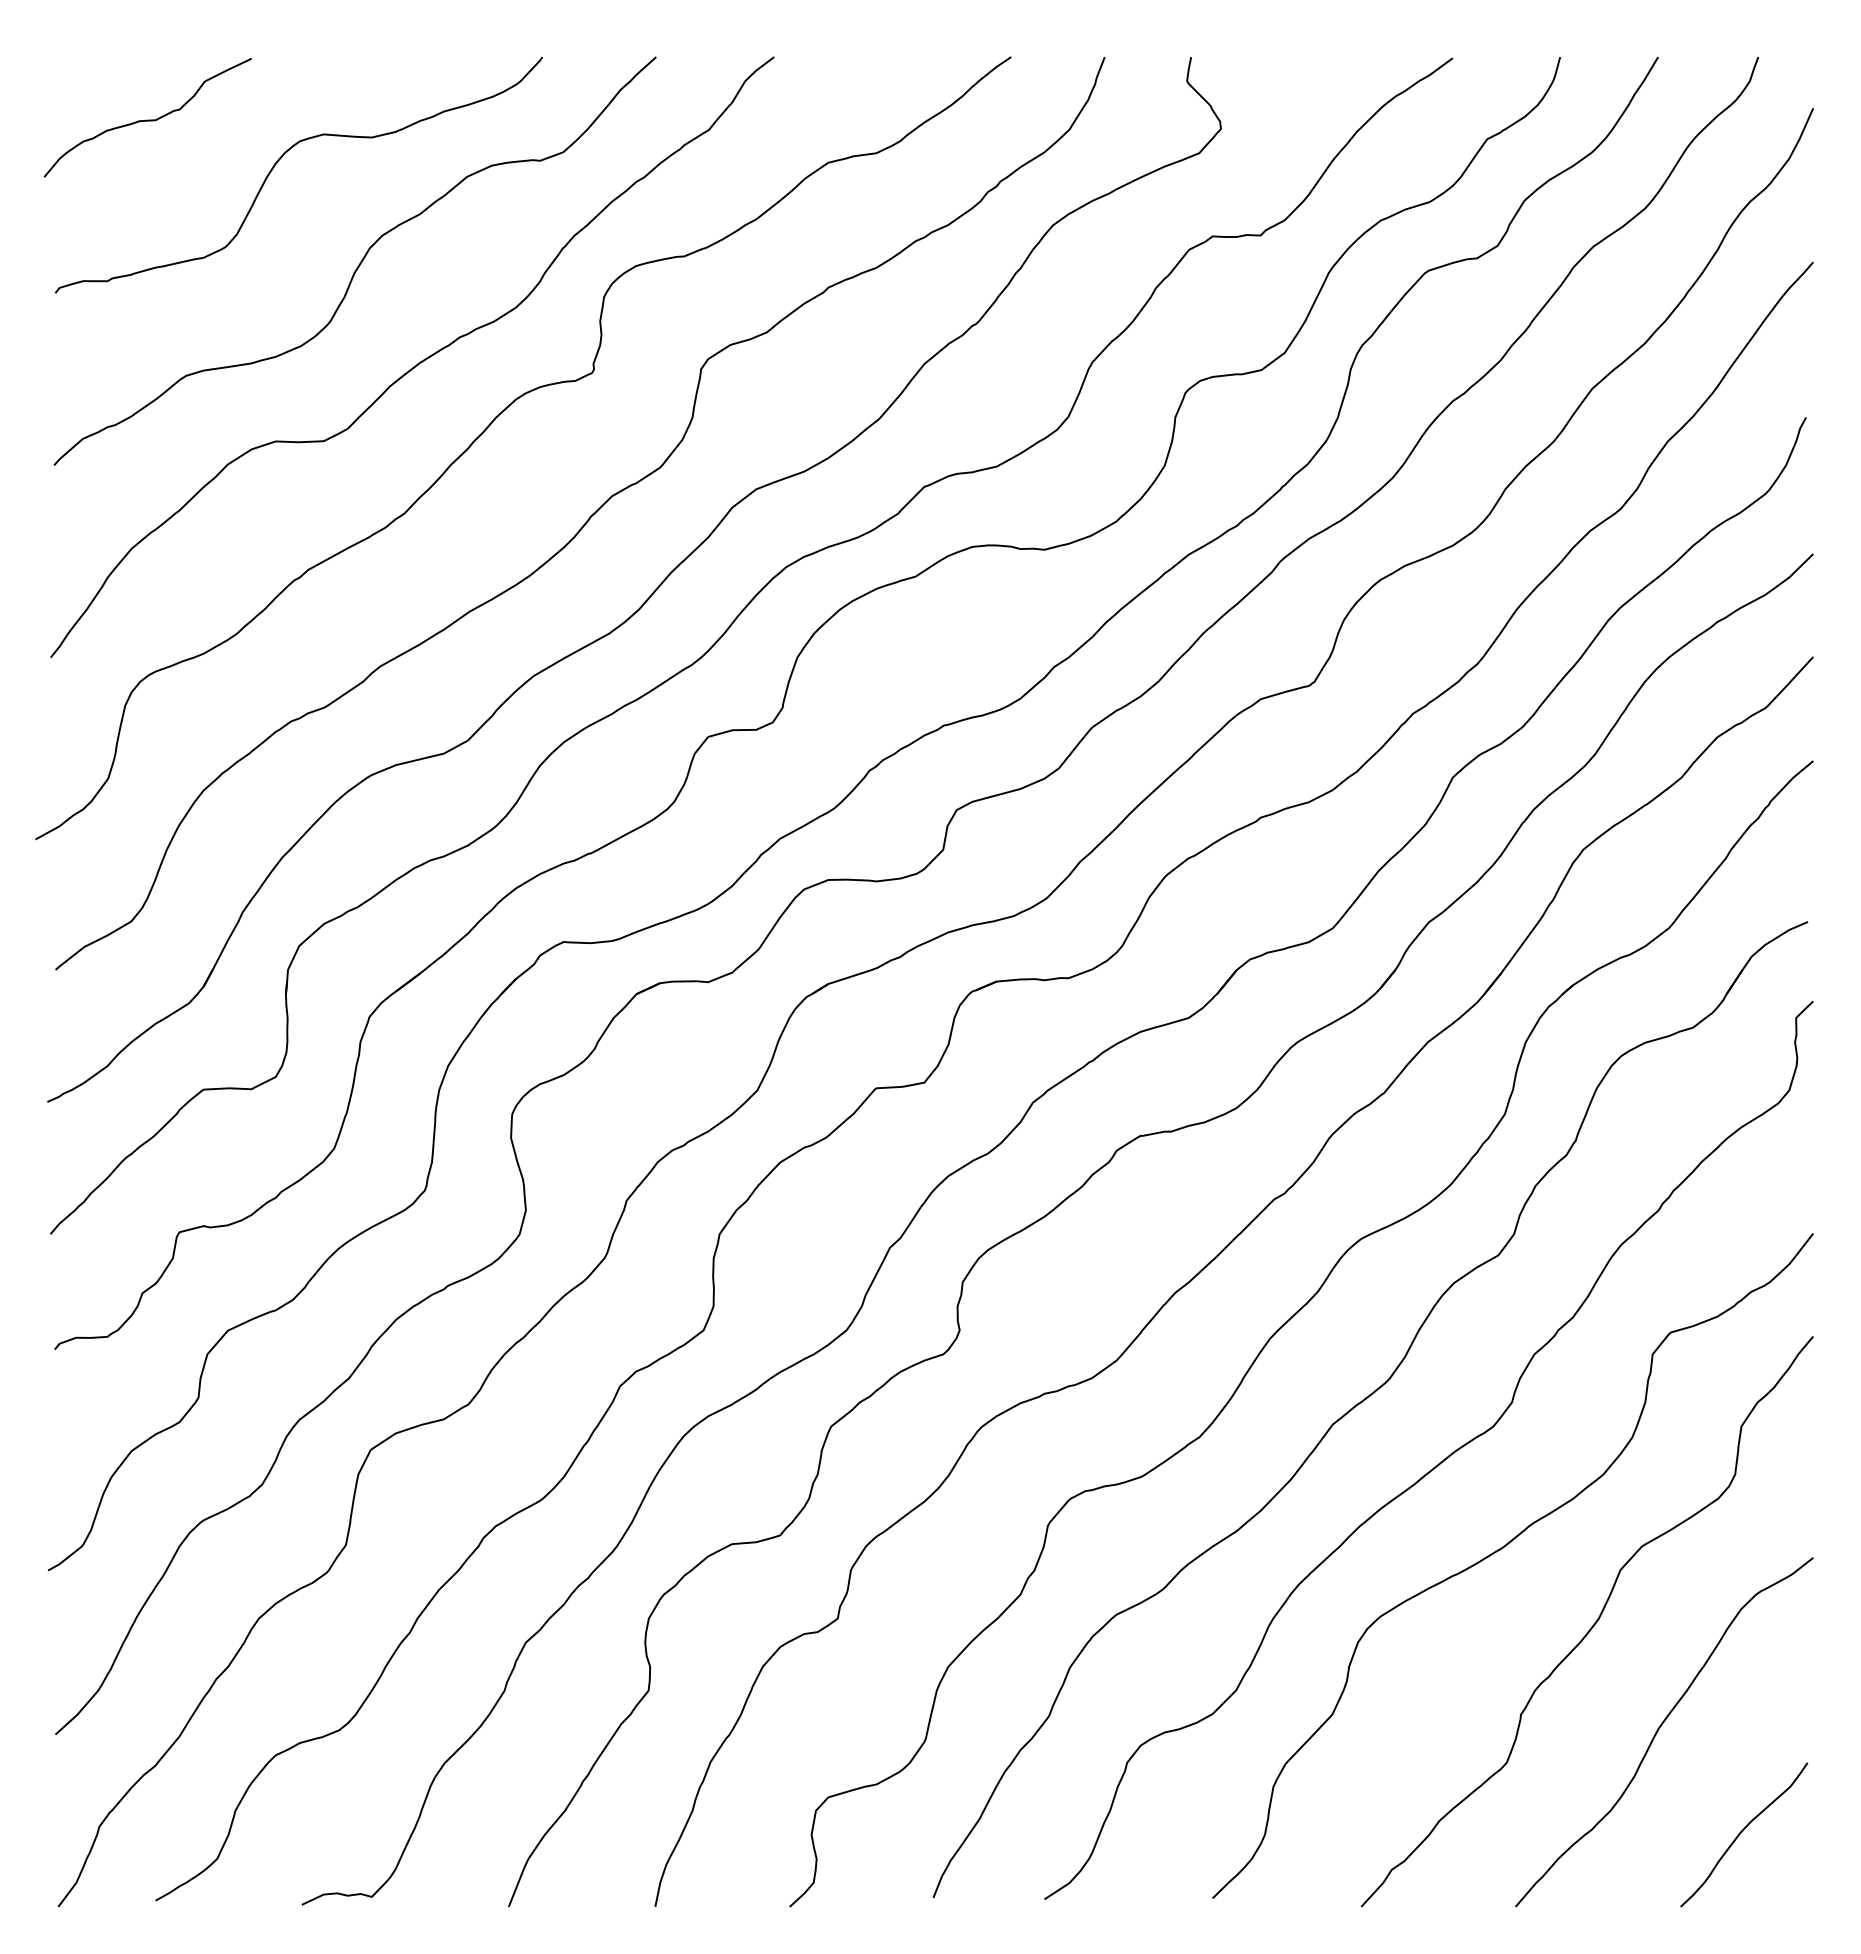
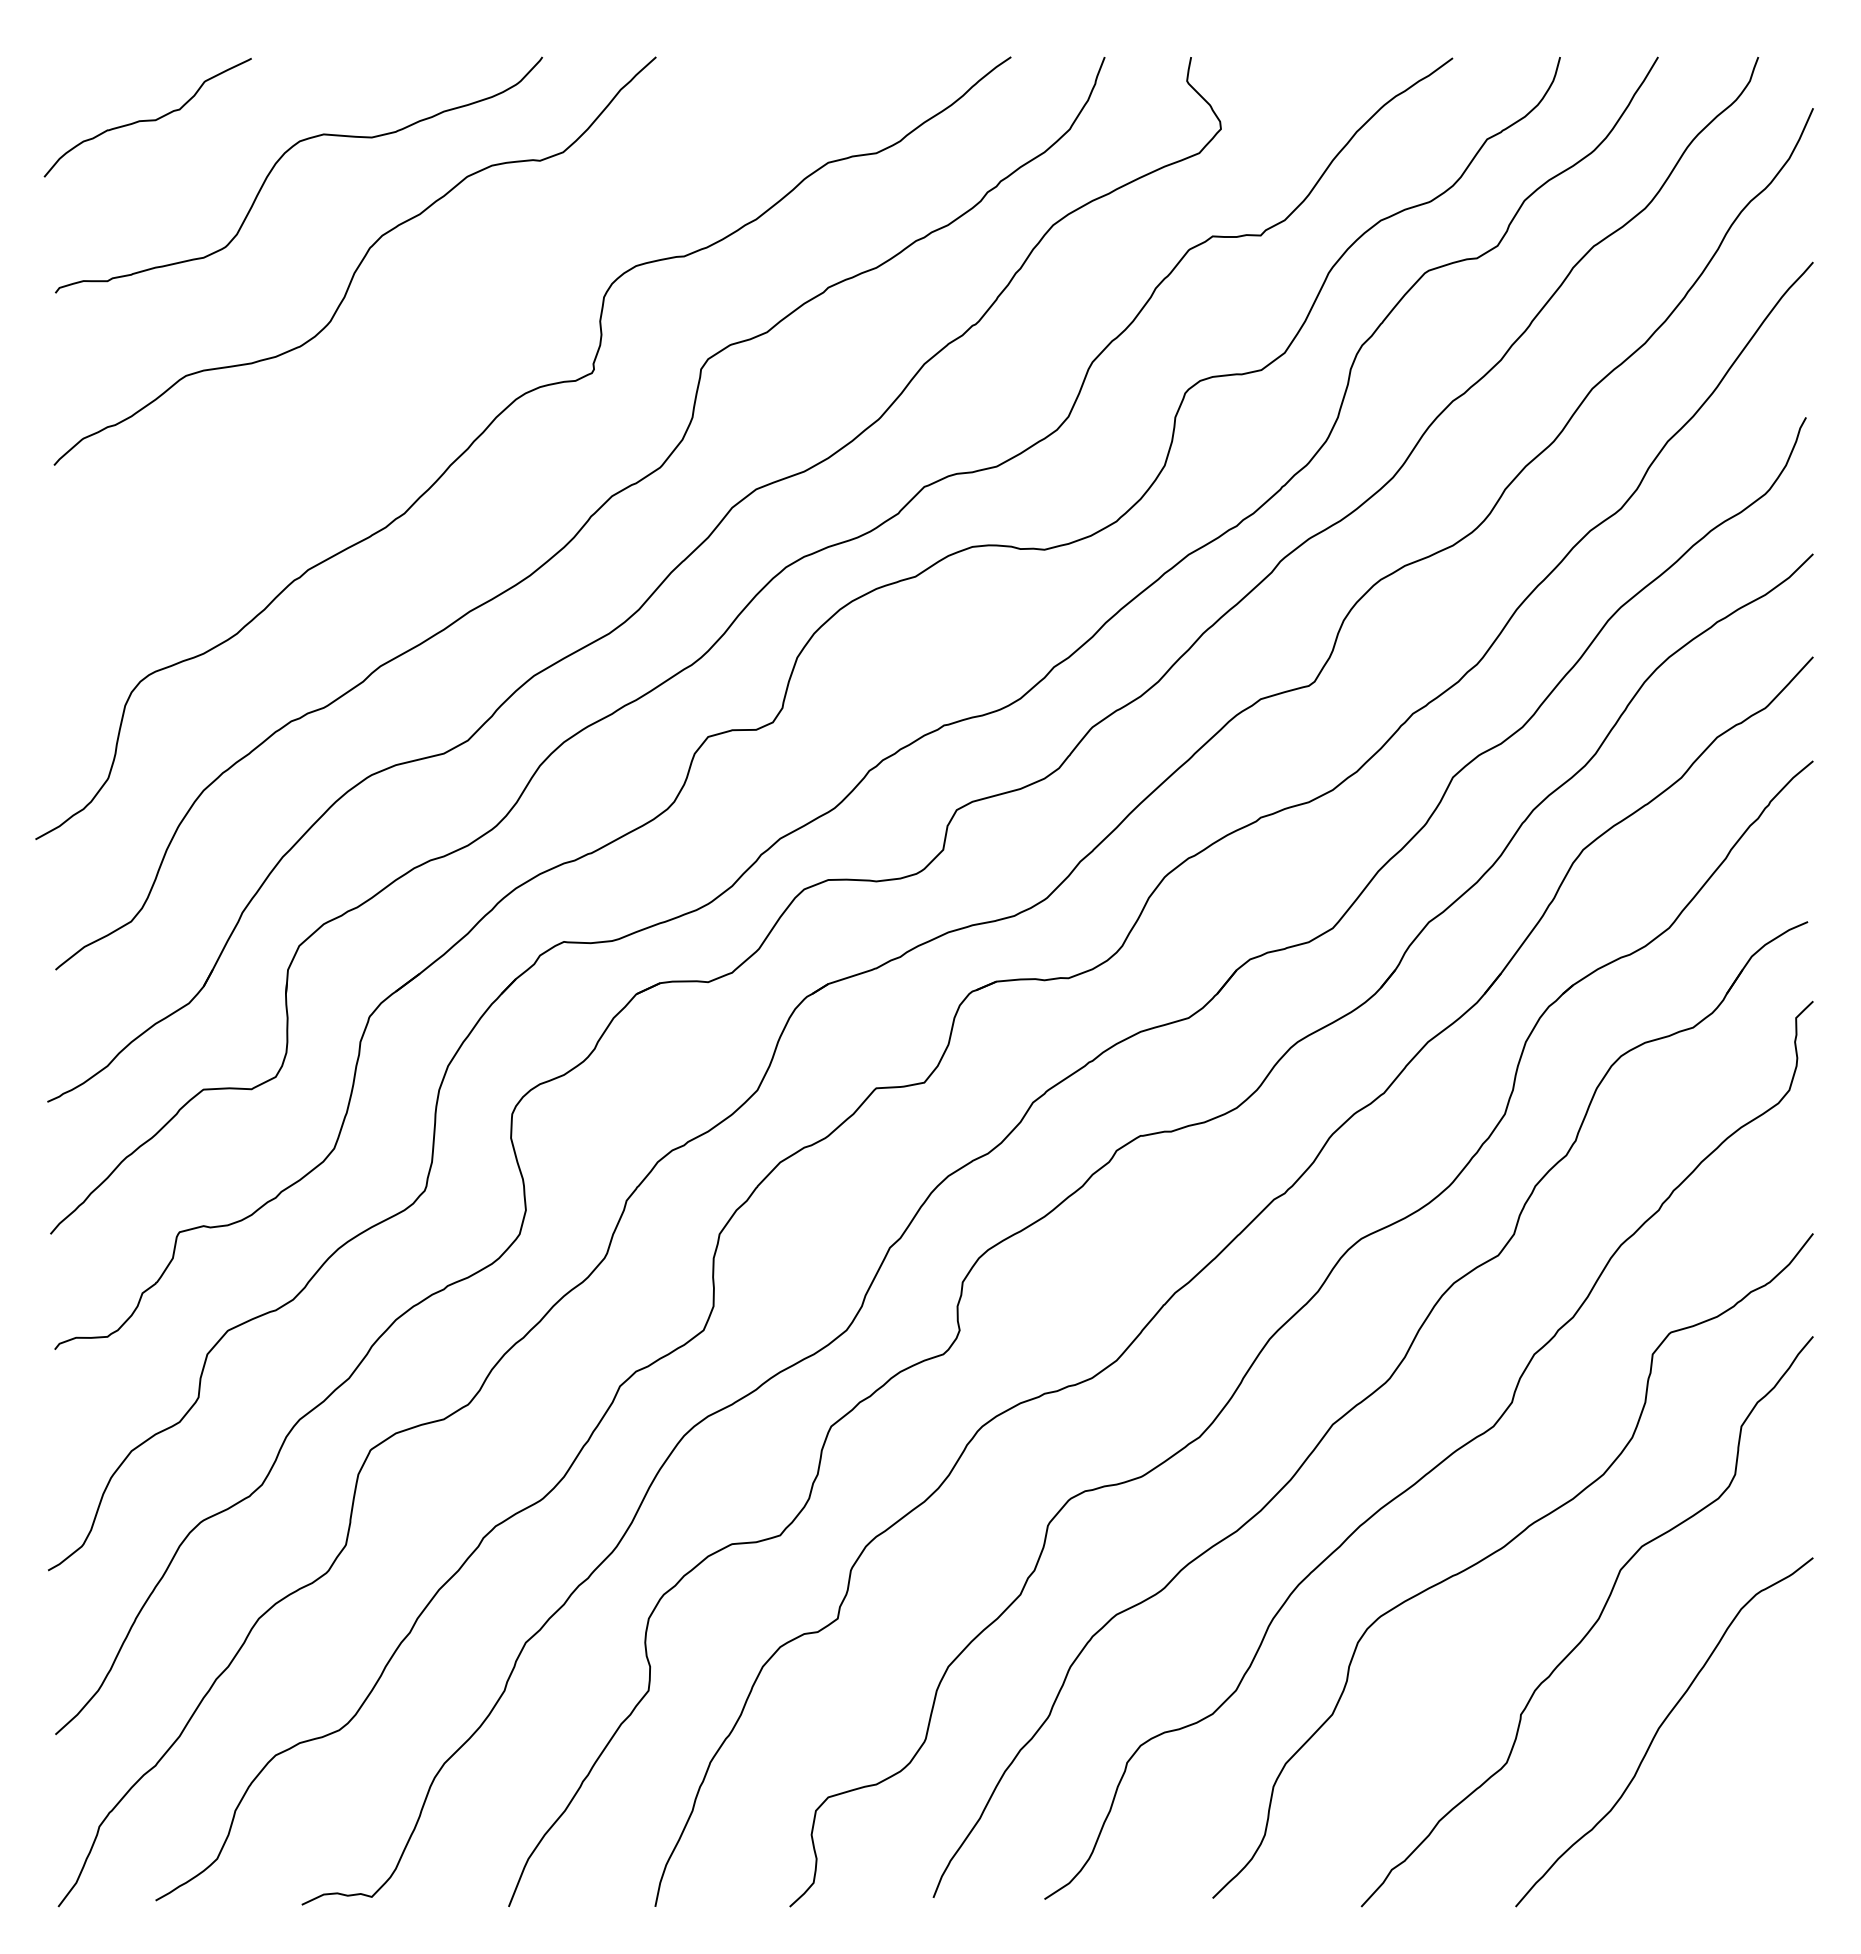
curve: present -> none (418, 362)
curve: present -> none (1742, 1832)
